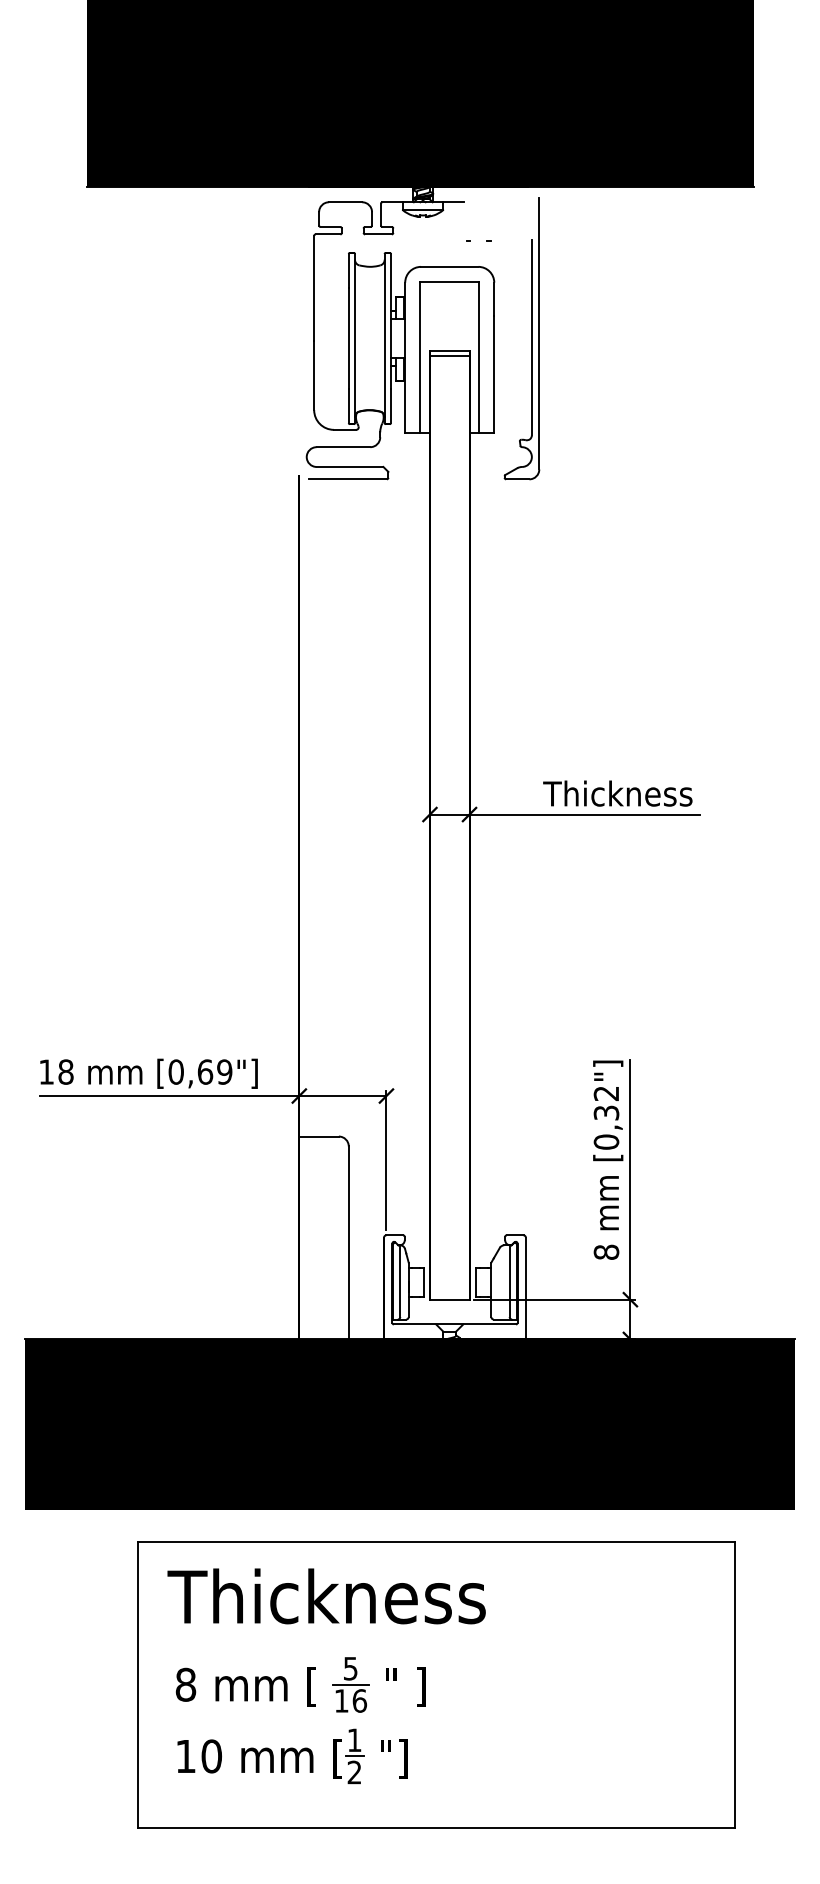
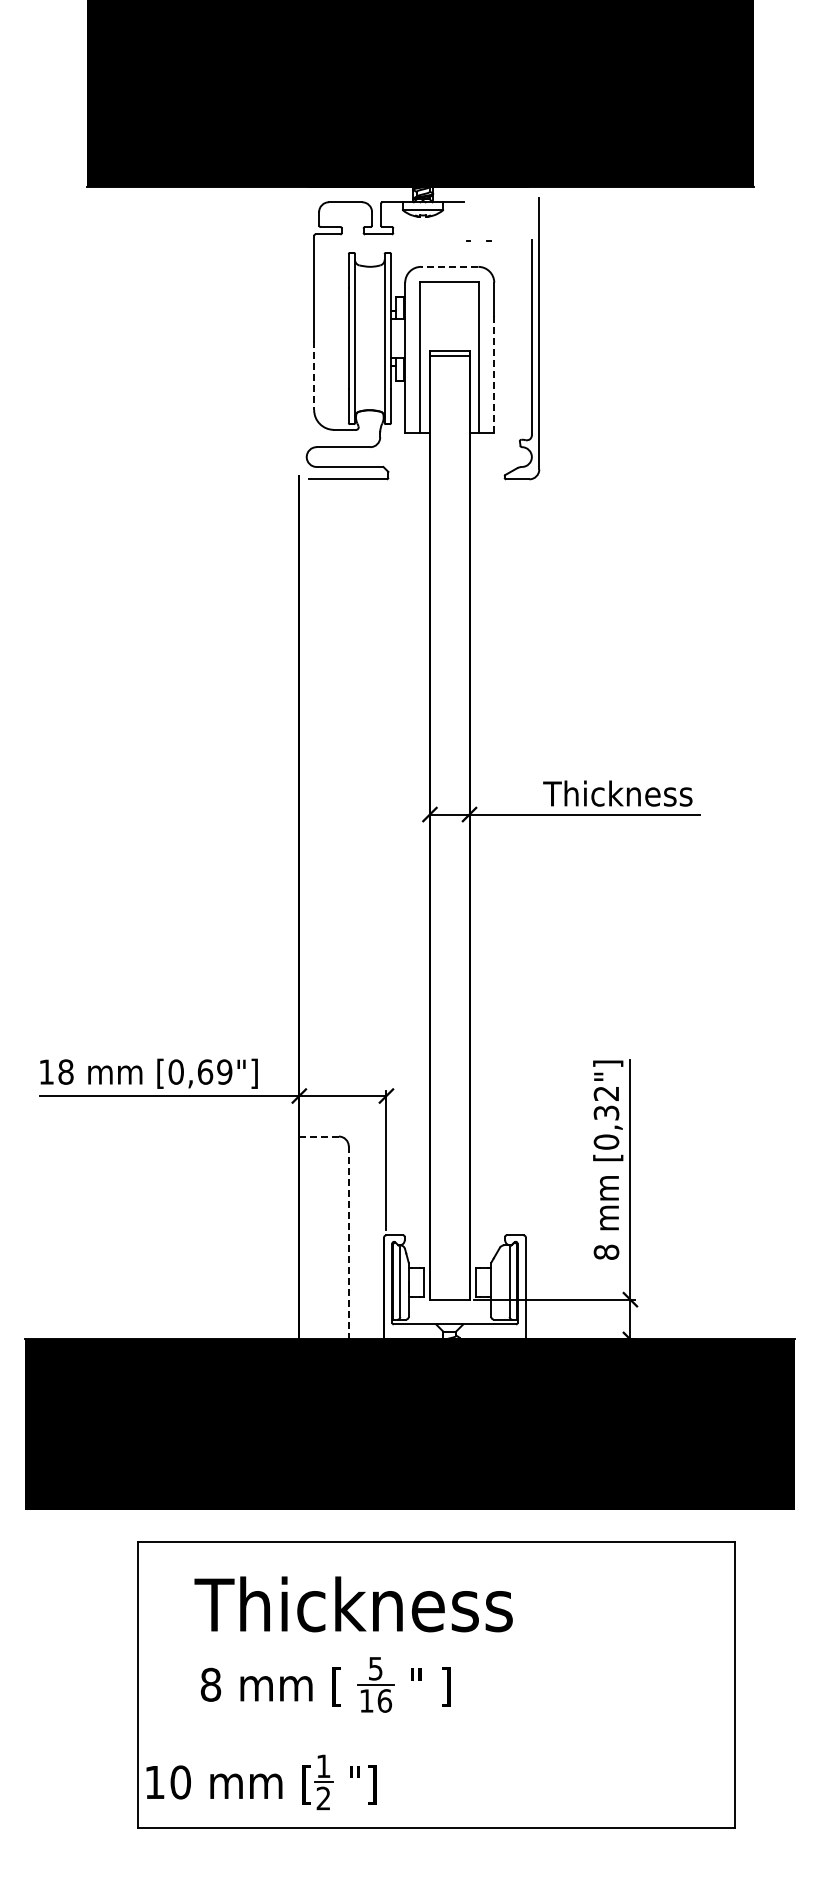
line: solid -> dashed (449, 266)
line: solid -> dashed (494, 374)
line: solid -> dashed (314, 375)
line: solid -> dashed (319, 1136)
line: solid -> dashed (348, 1243)
text position: (326, 1596) -> (353, 1604) (353, 1604)
part position: (307, 1684) -> (332, 1684) (332, 1684)
part position: (292, 1756) -> (261, 1782) (261, 1782)
